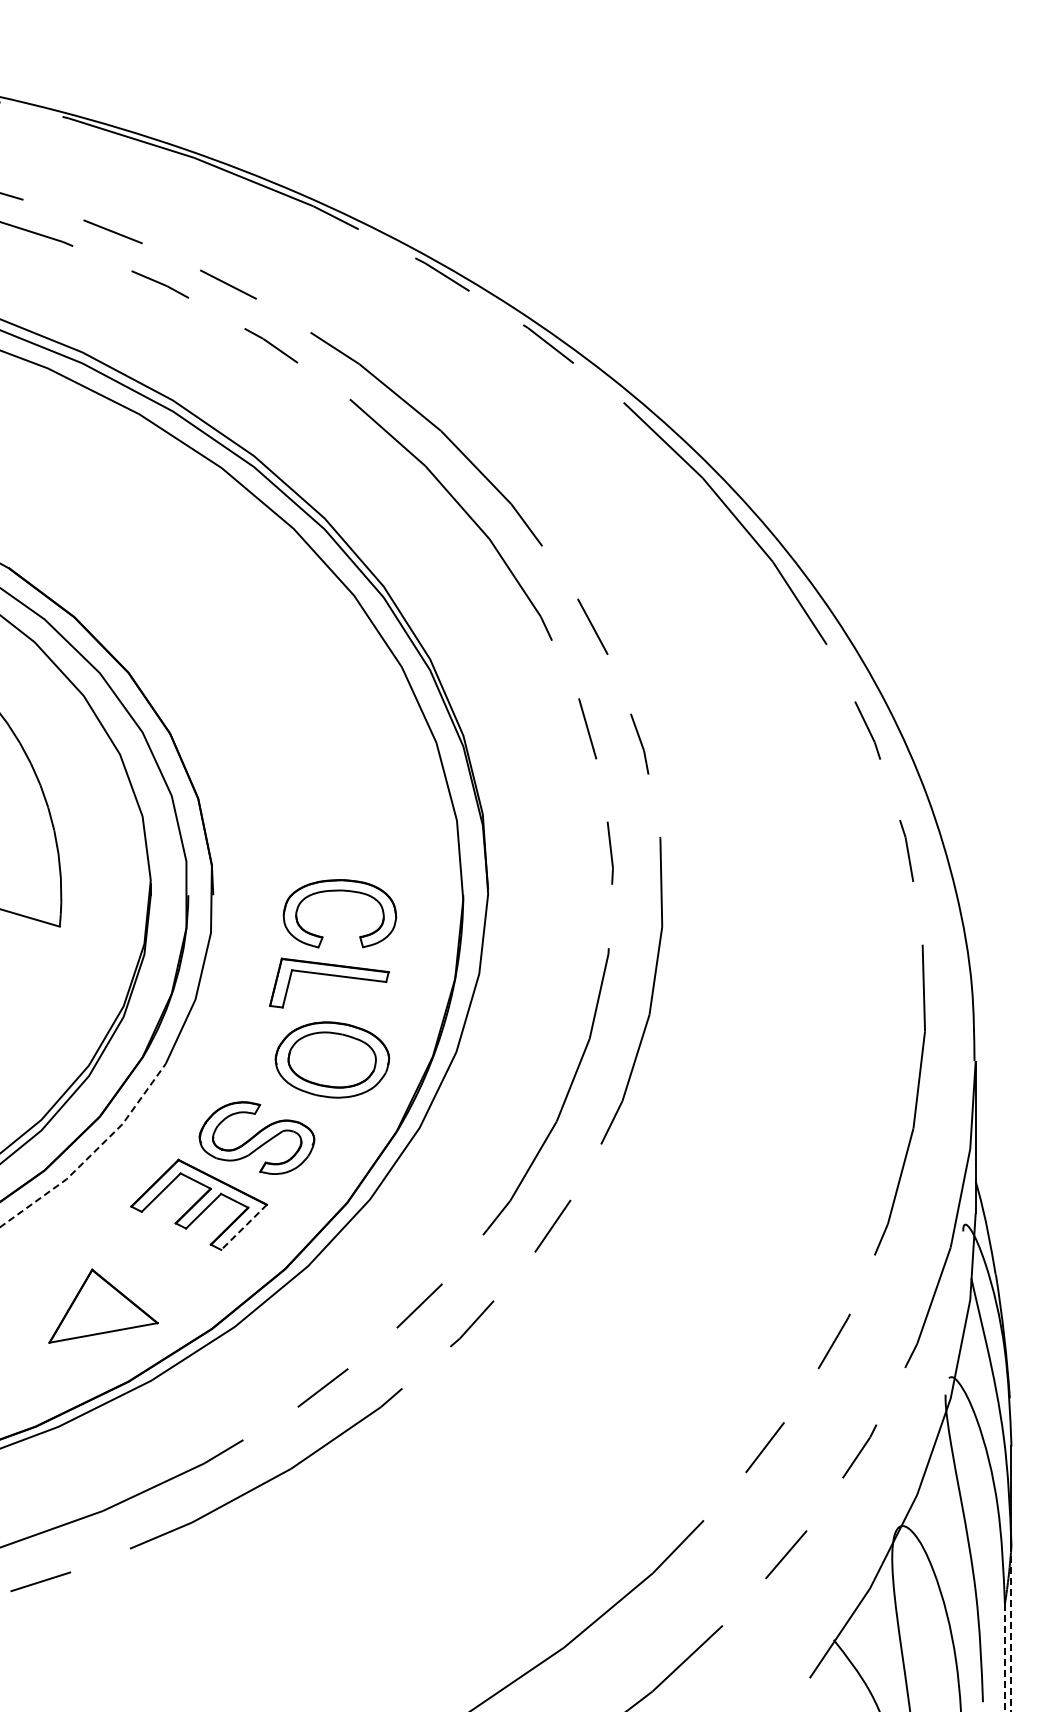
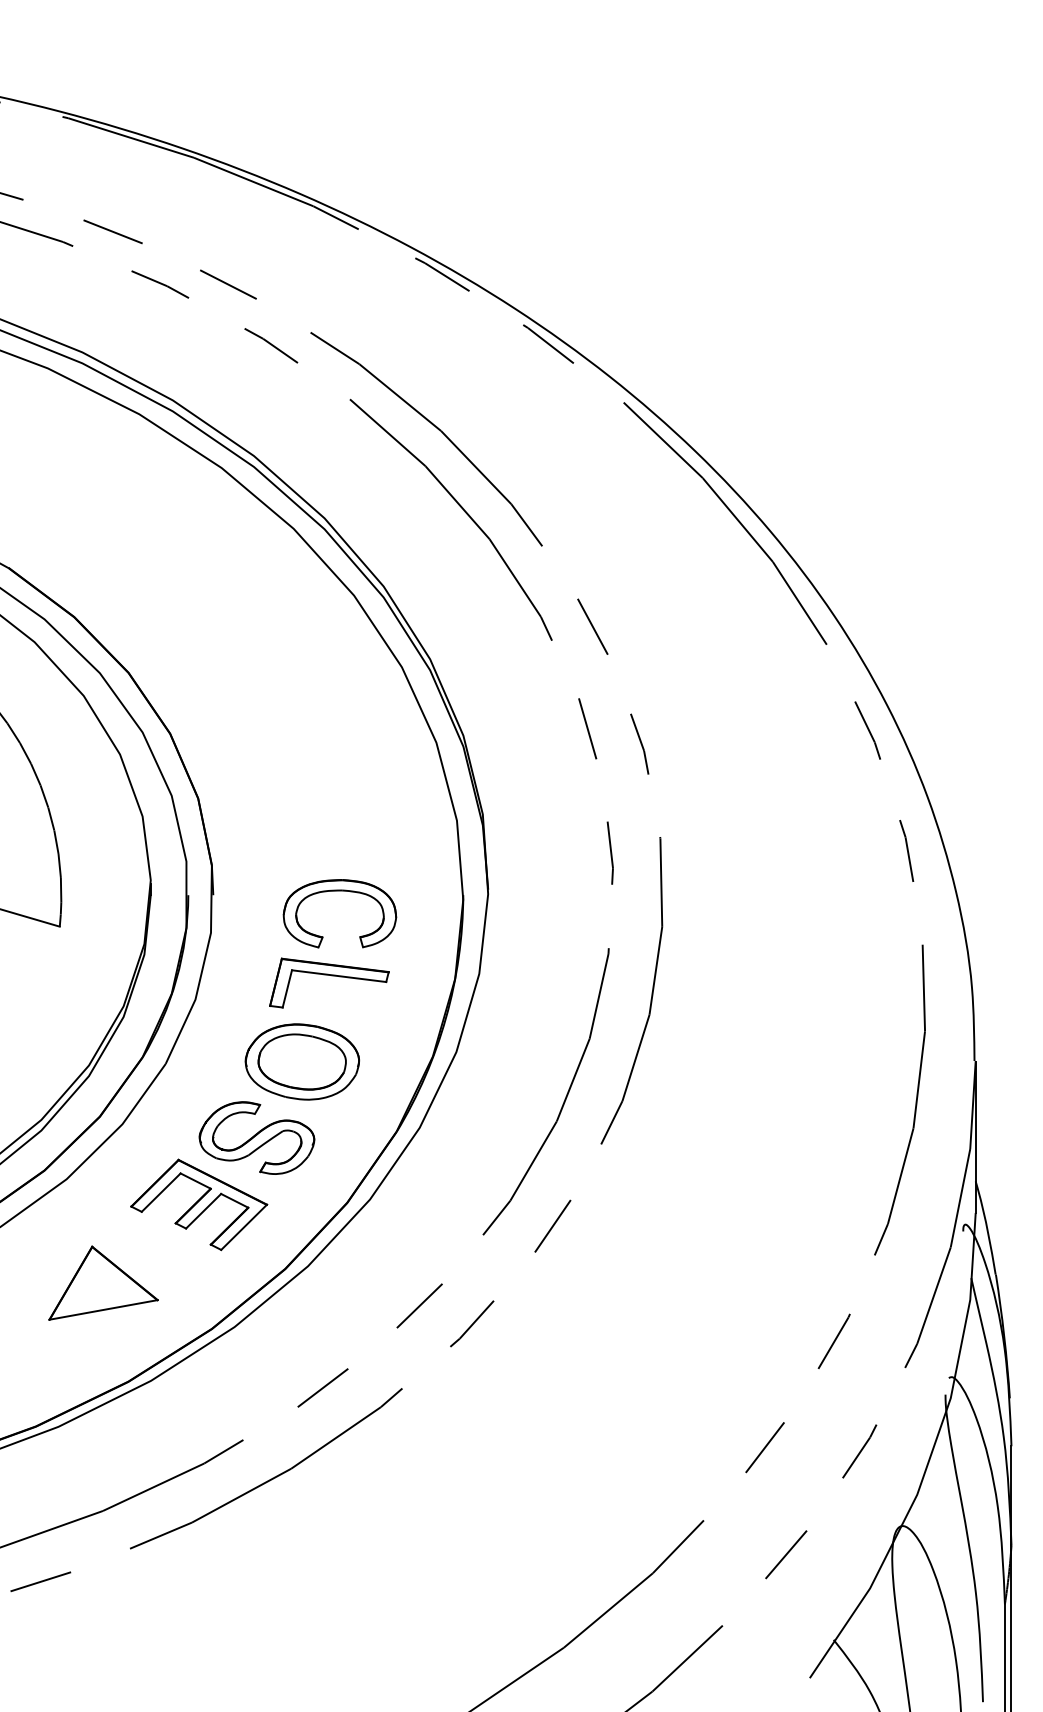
part position: (331, 1059) -> (301, 1061) (301, 1061)
line: dashed -> solid (92, 1154)
line: dashed -> solid (243, 1227)
part position: (103, 1305) -> (103, 1282) (103, 1282)
line: dashed -> solid (1011, 1628)
line: dashed -> solid (1004, 1658)
